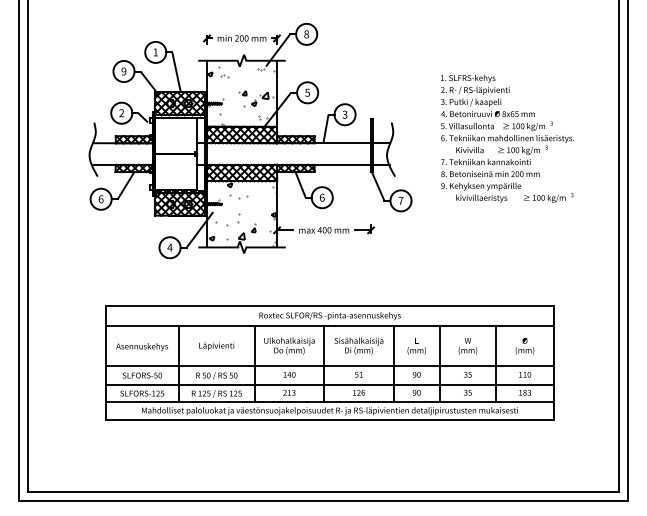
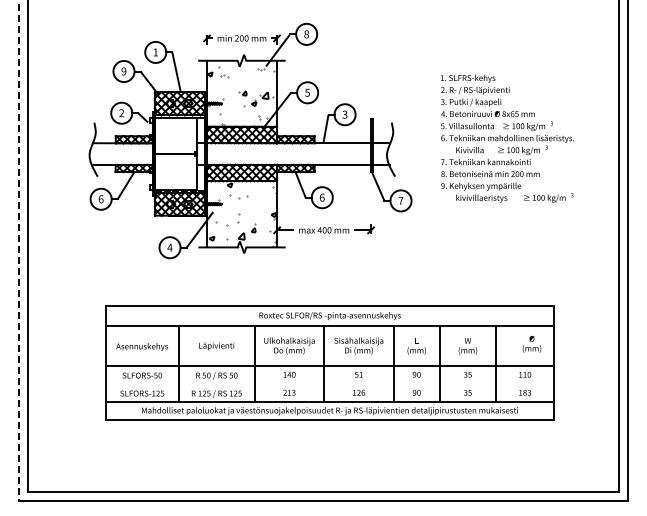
line: solid -> dashed (19, 250)
text position: (524, 346) -> (531, 344) (531, 344)
line: present -> none (329, 384)
